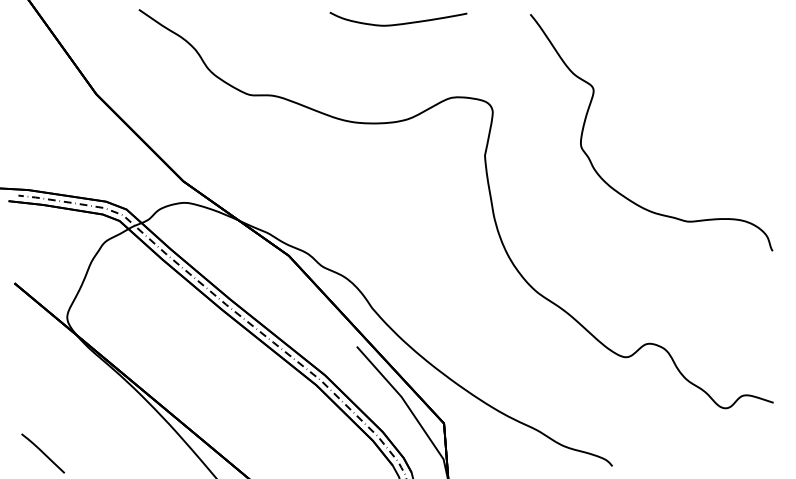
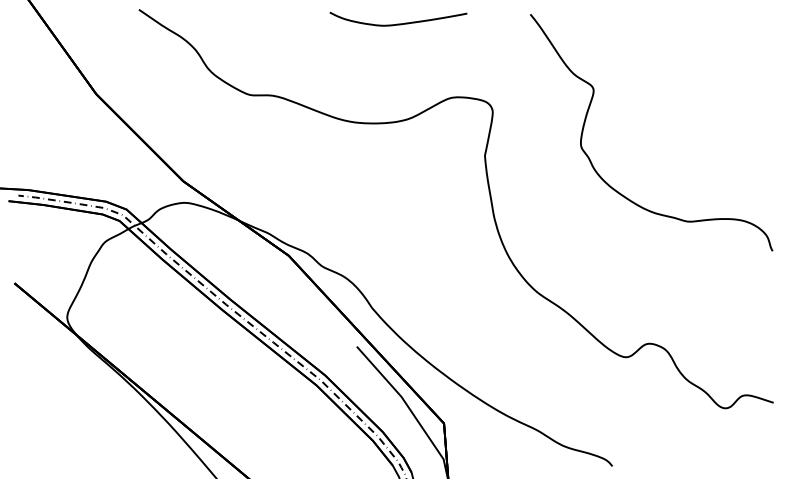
line: present -> none (43, 453)
